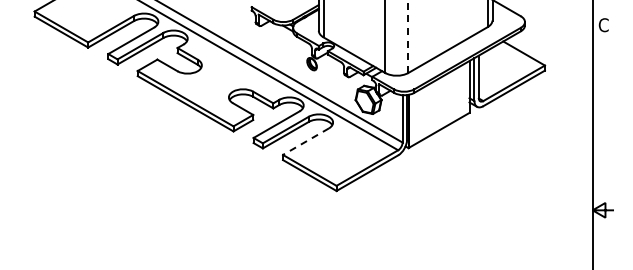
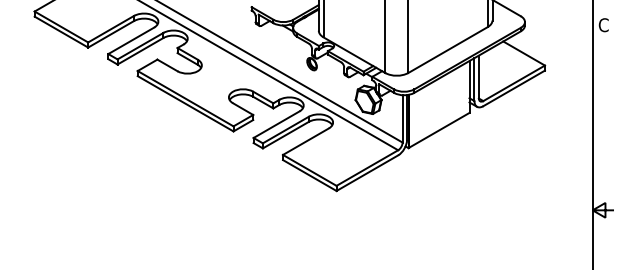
line: dashed -> solid (408, 36)
line: dashed -> solid (305, 141)
